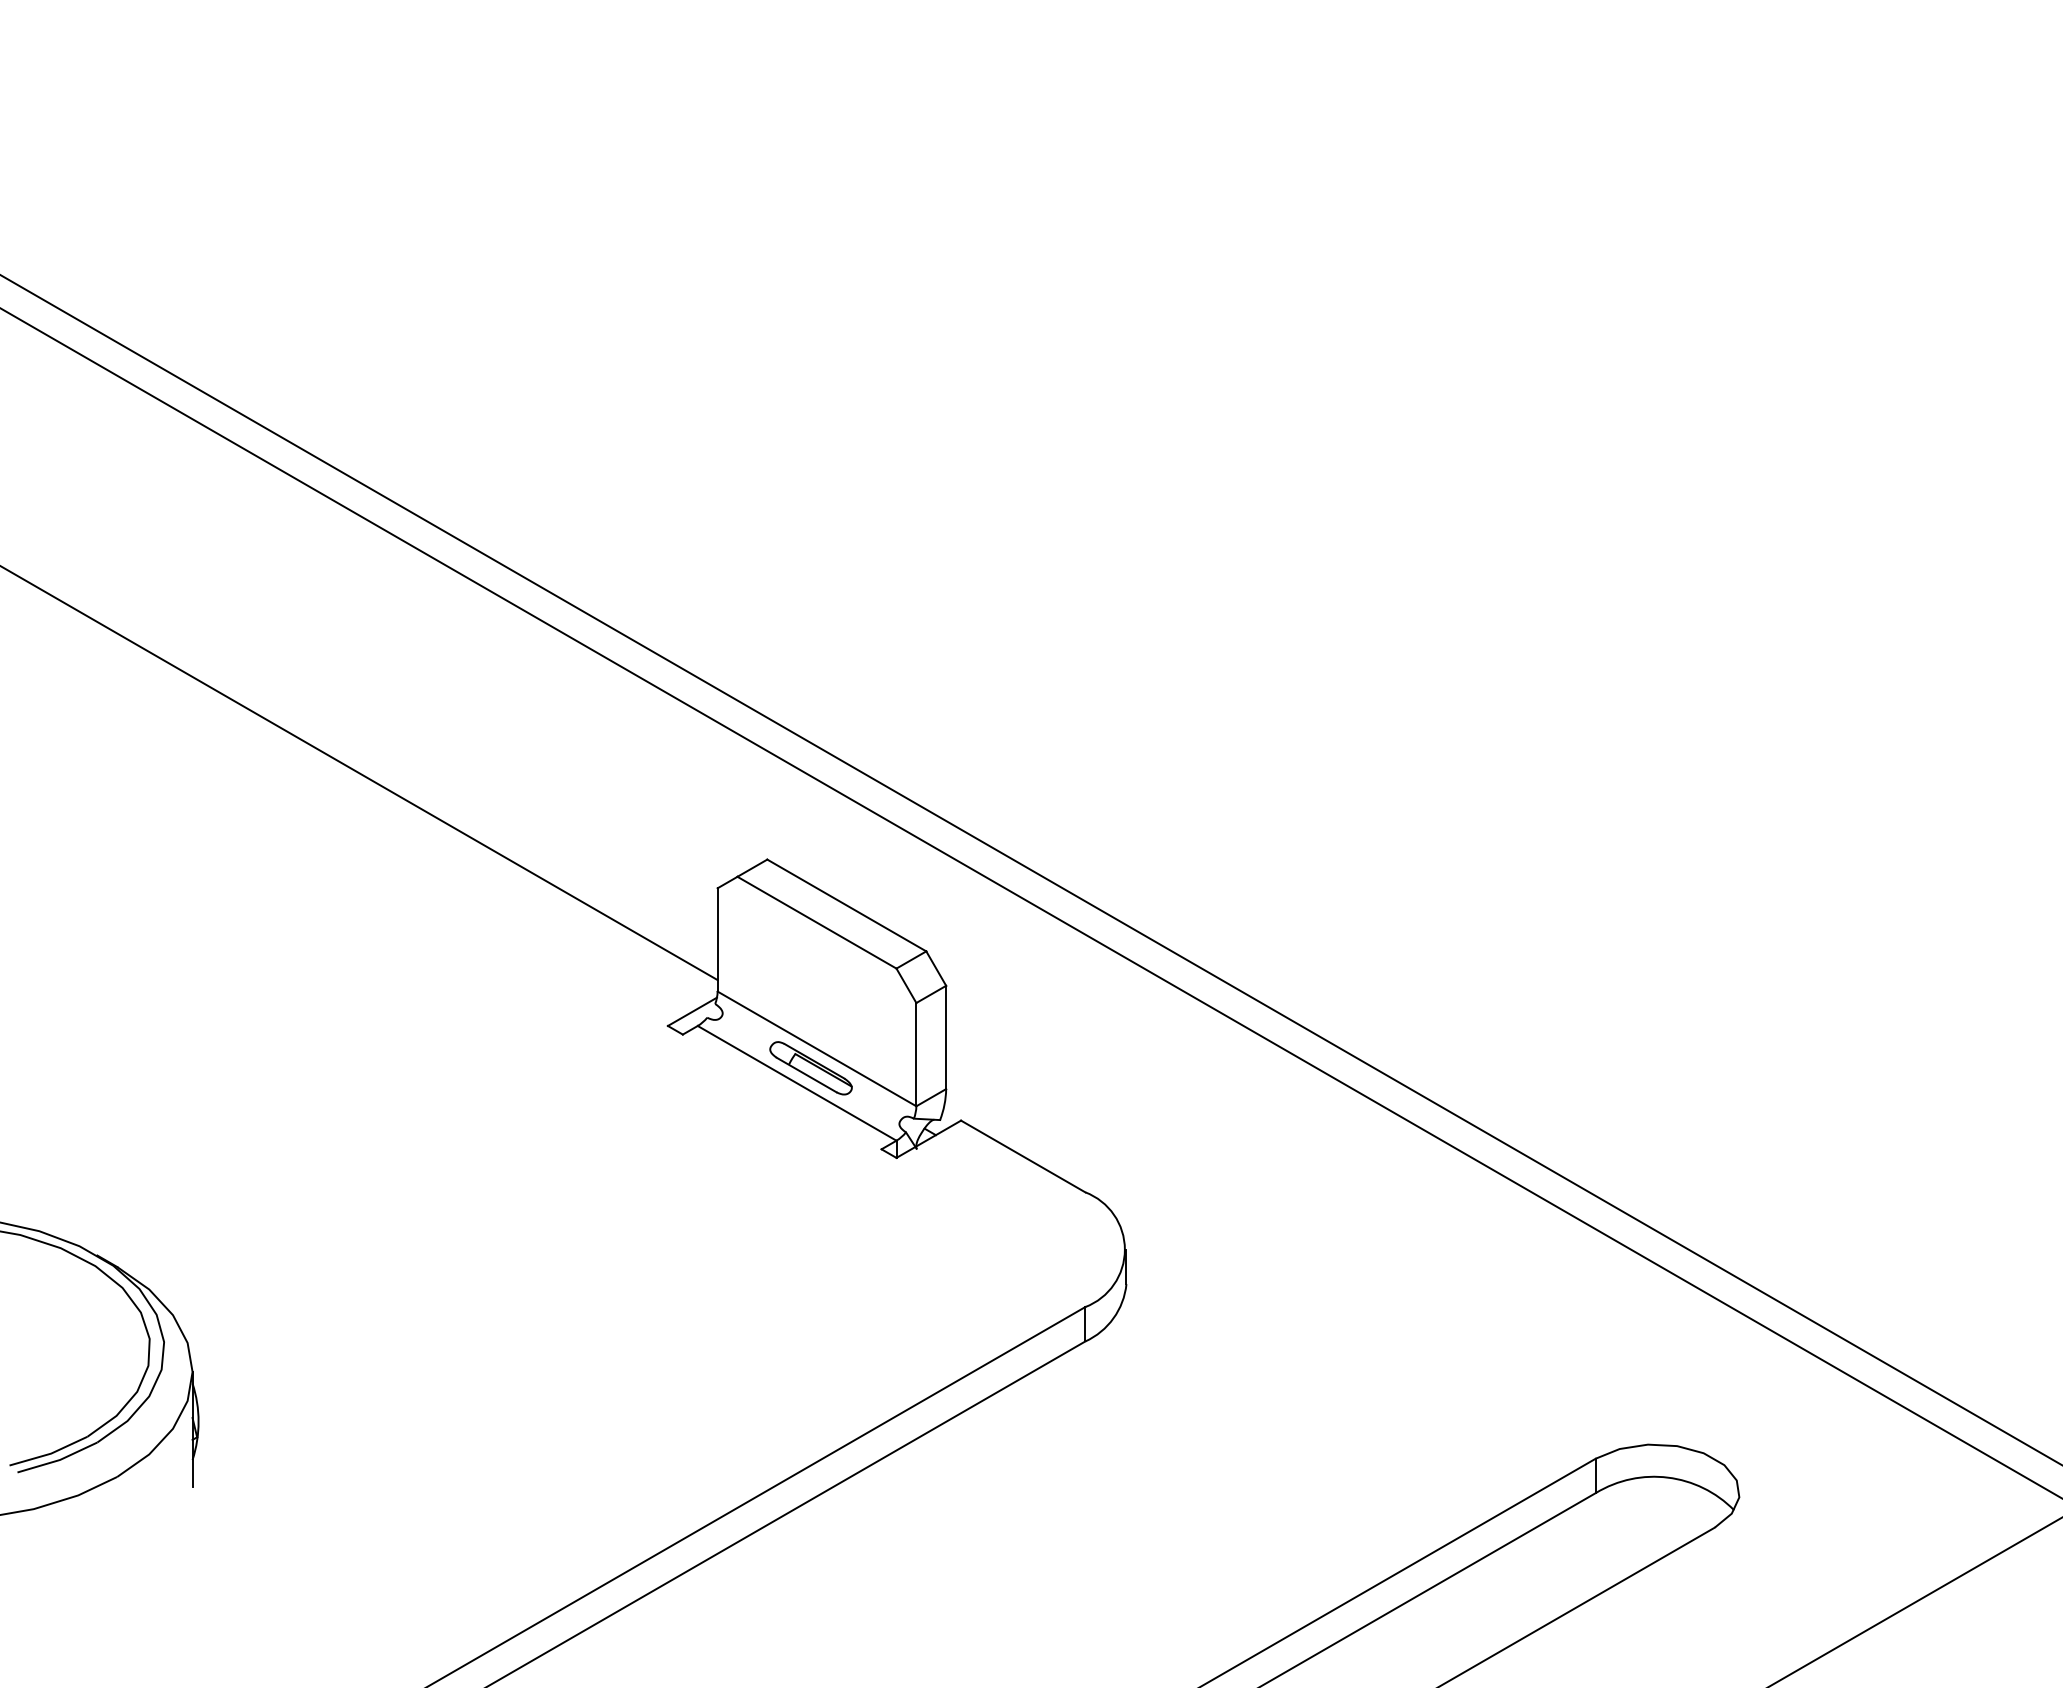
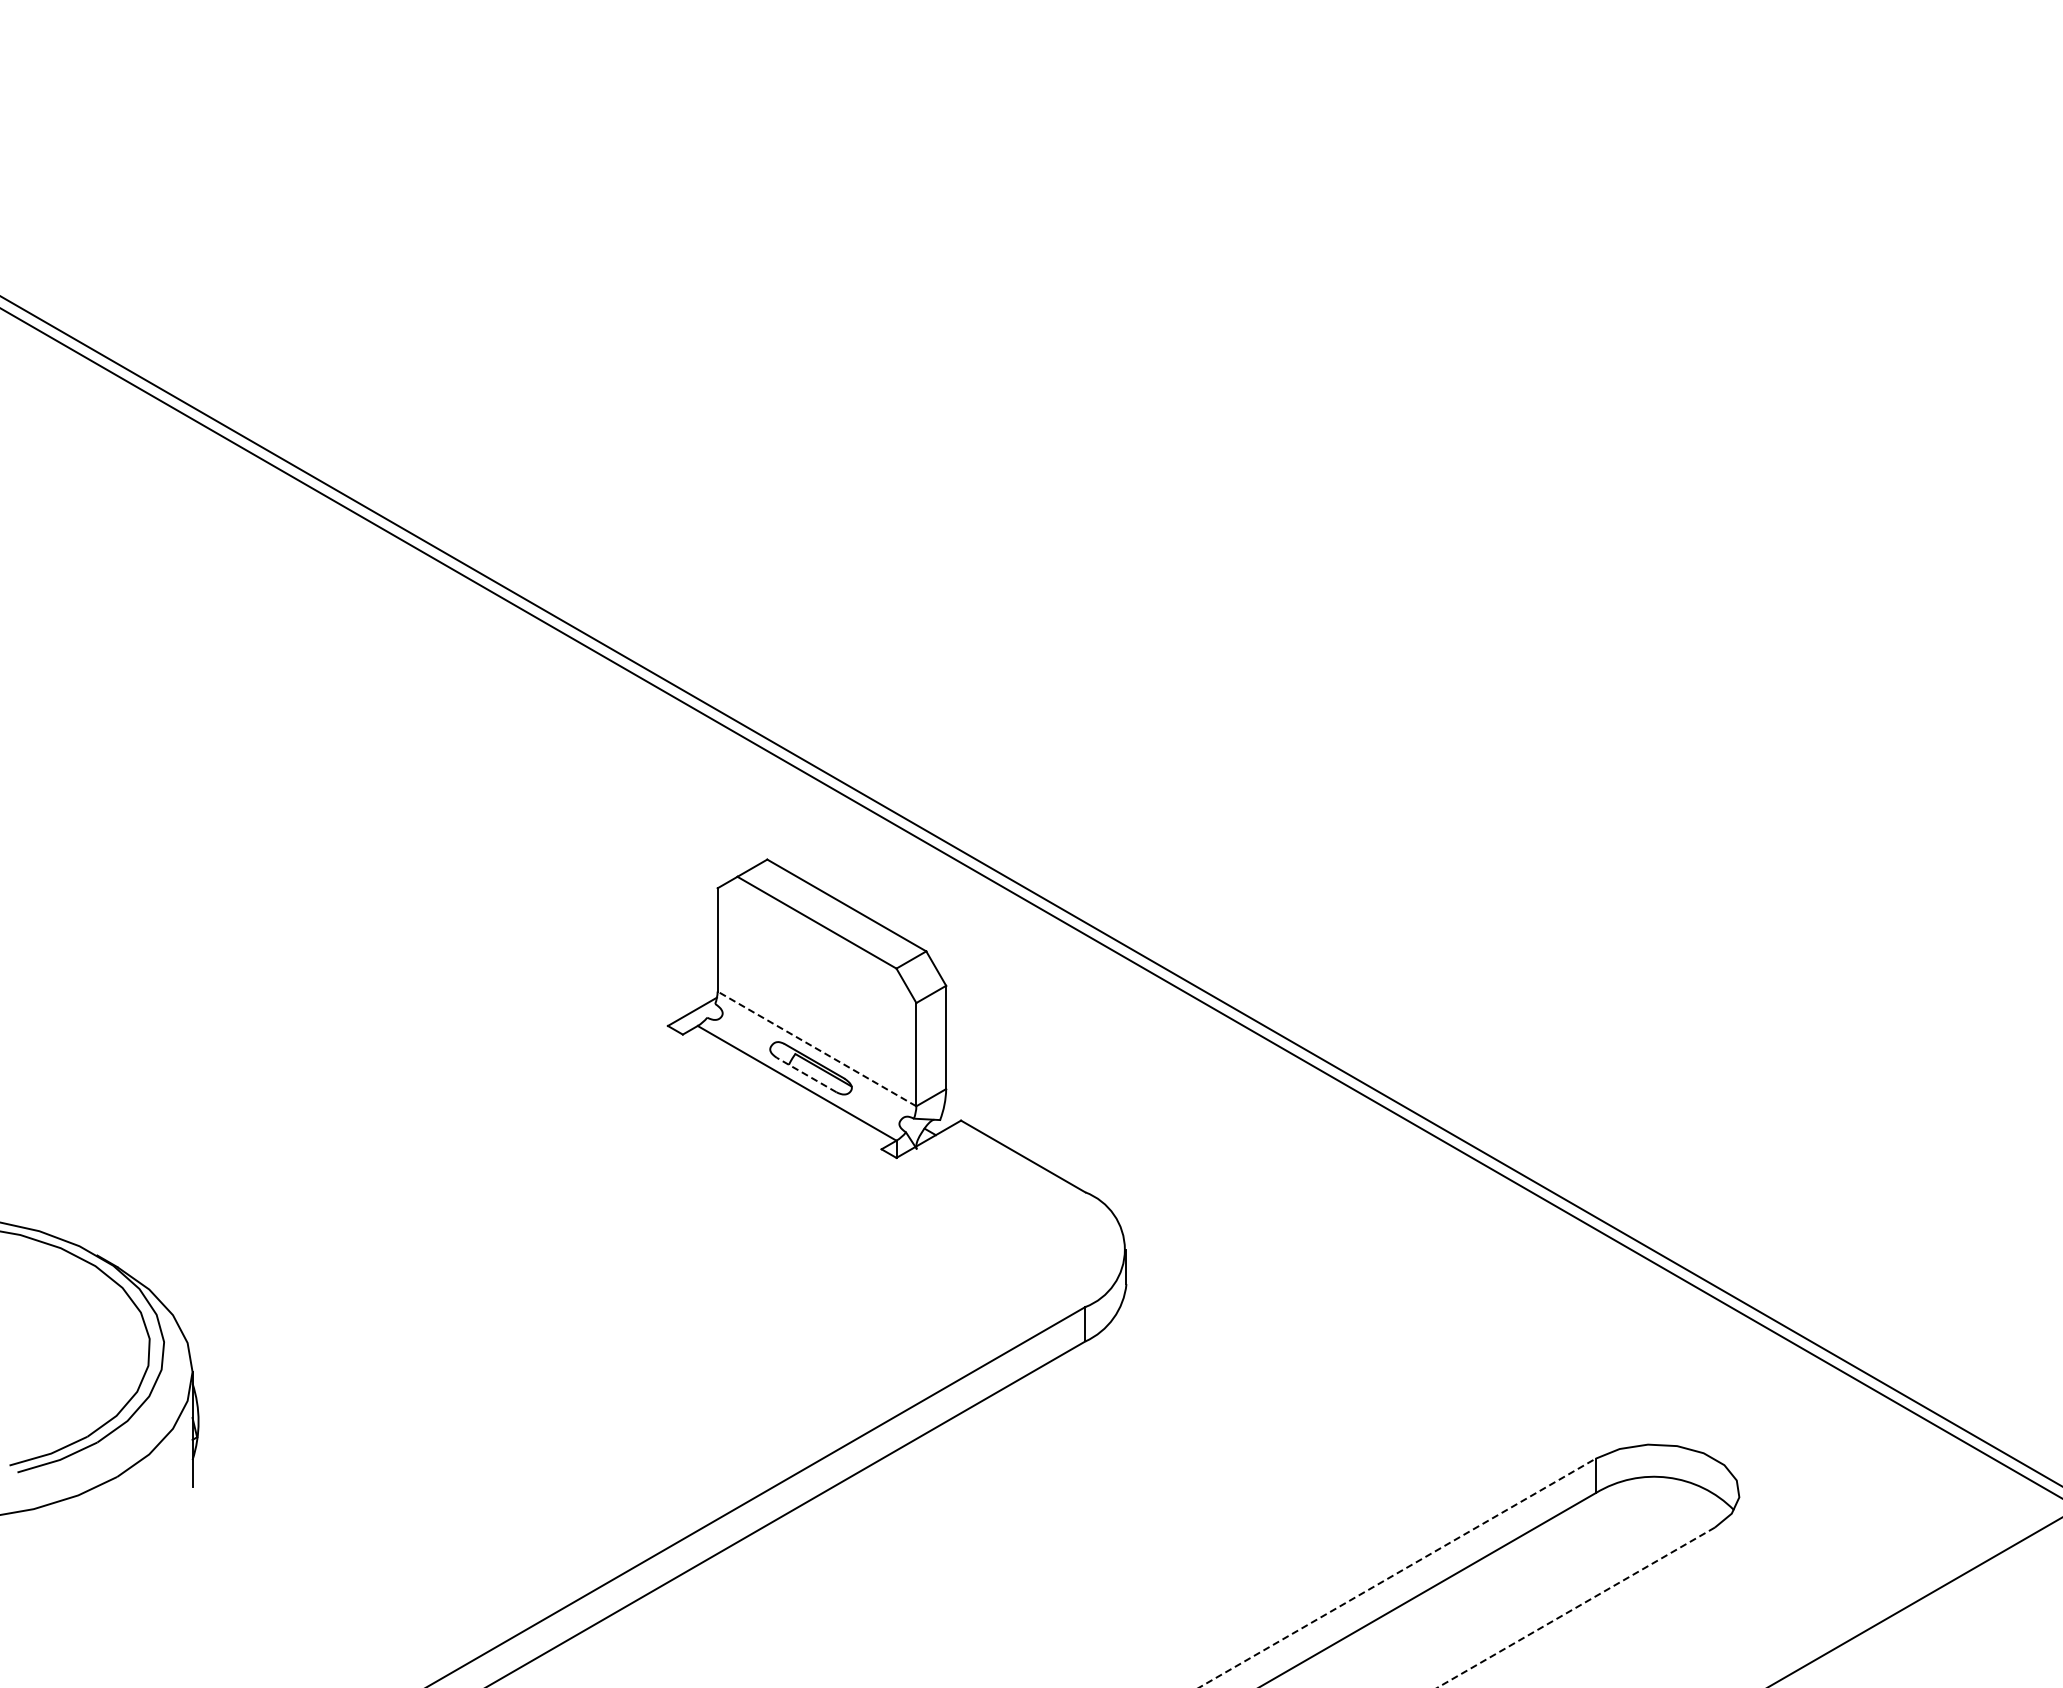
line: present -> none (359, 773)
line position: (1030, 869) -> (1030, 891) (1030, 891)
line: solid -> dashed (817, 1048)
line: solid -> dashed (806, 1074)
line: solid -> dashed (1397, 1573)
line: solid -> dashed (1575, 1608)
